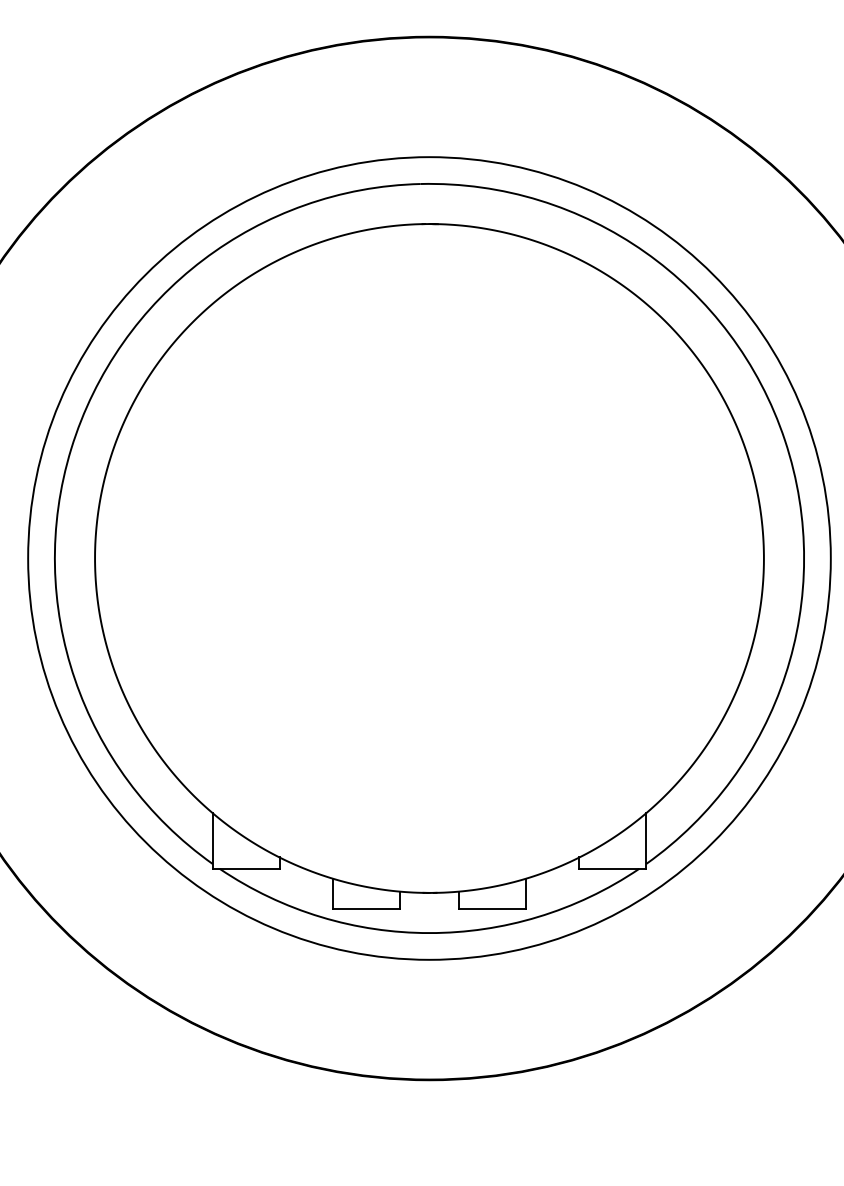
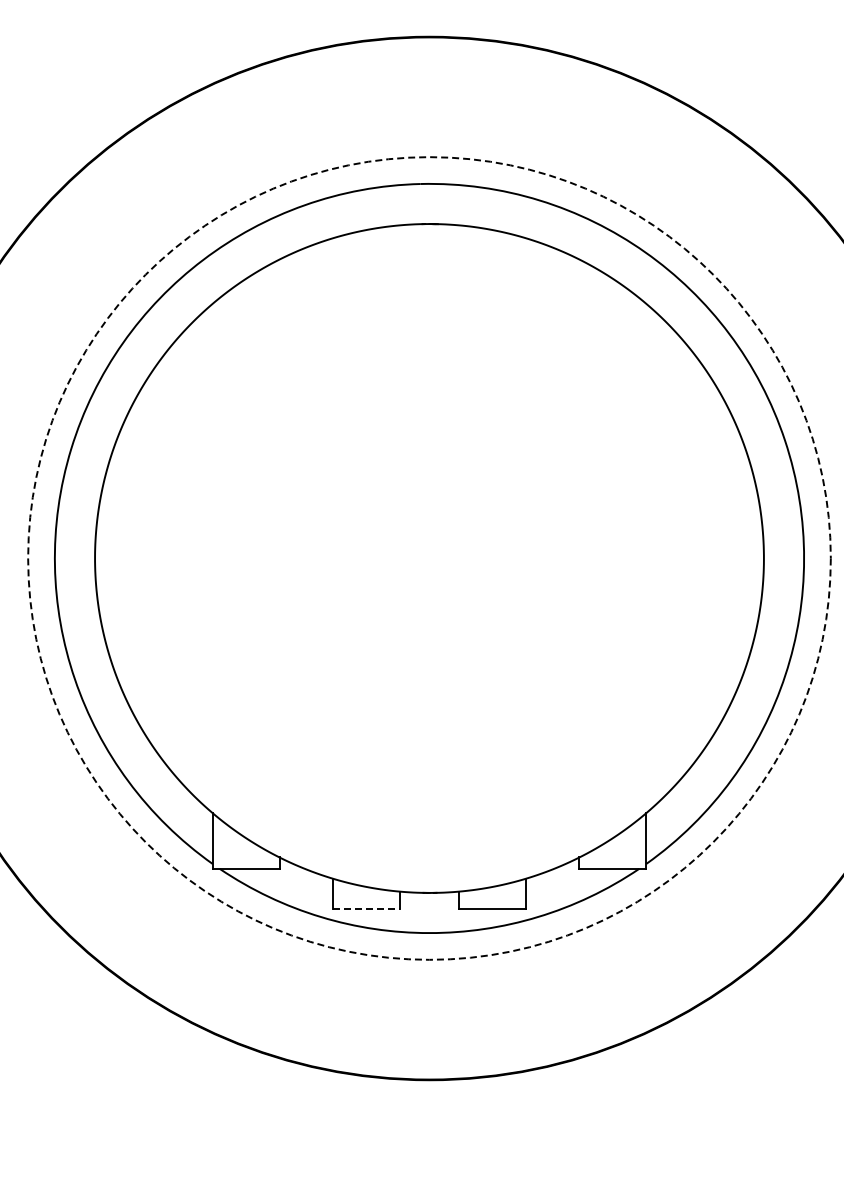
circle: solid -> dashed (429, 558)
line: solid -> dashed (367, 909)
